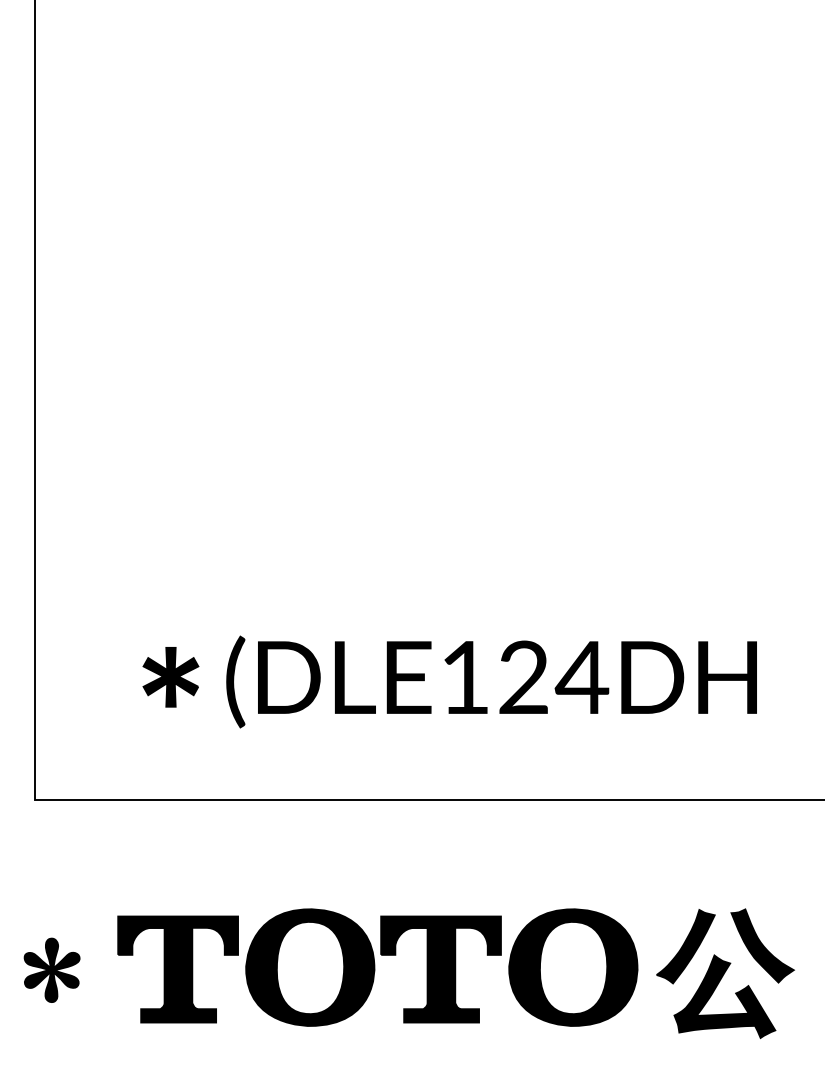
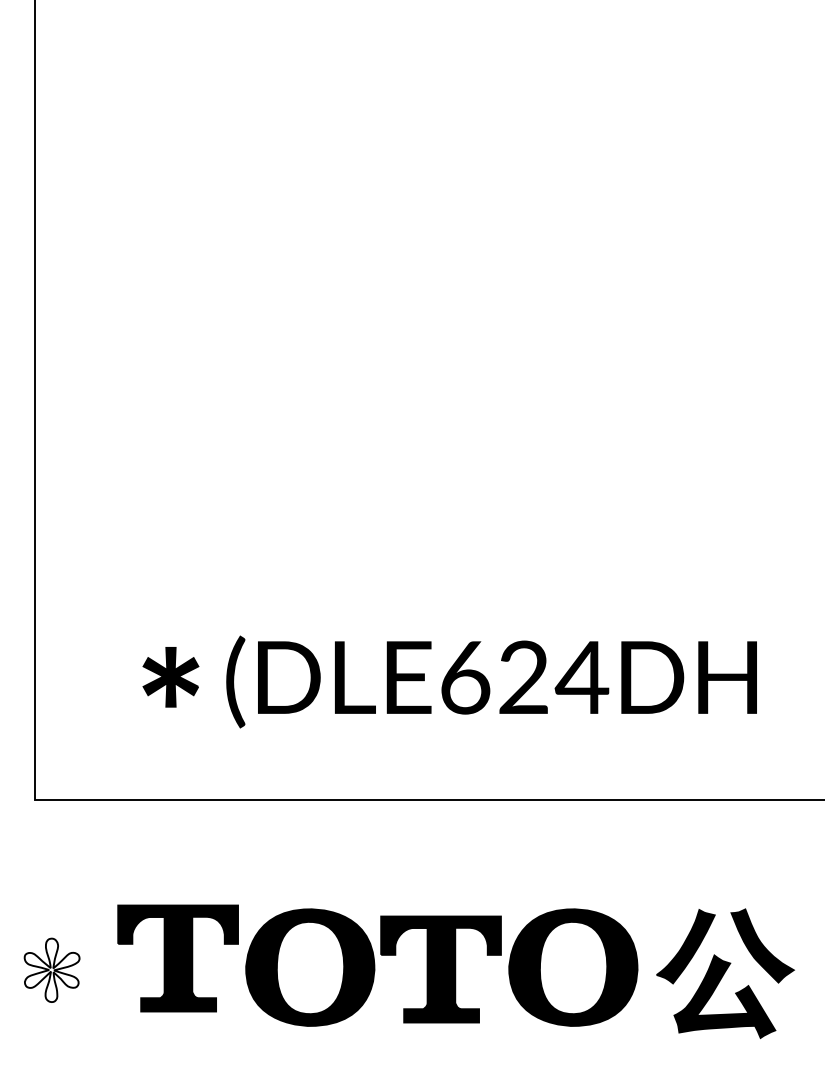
text: (DLE124DH -> (DLE624DH (465, 677)
part position: (177, 969) -> (177, 958) (177, 958)
fill: present -> none (51, 970)
